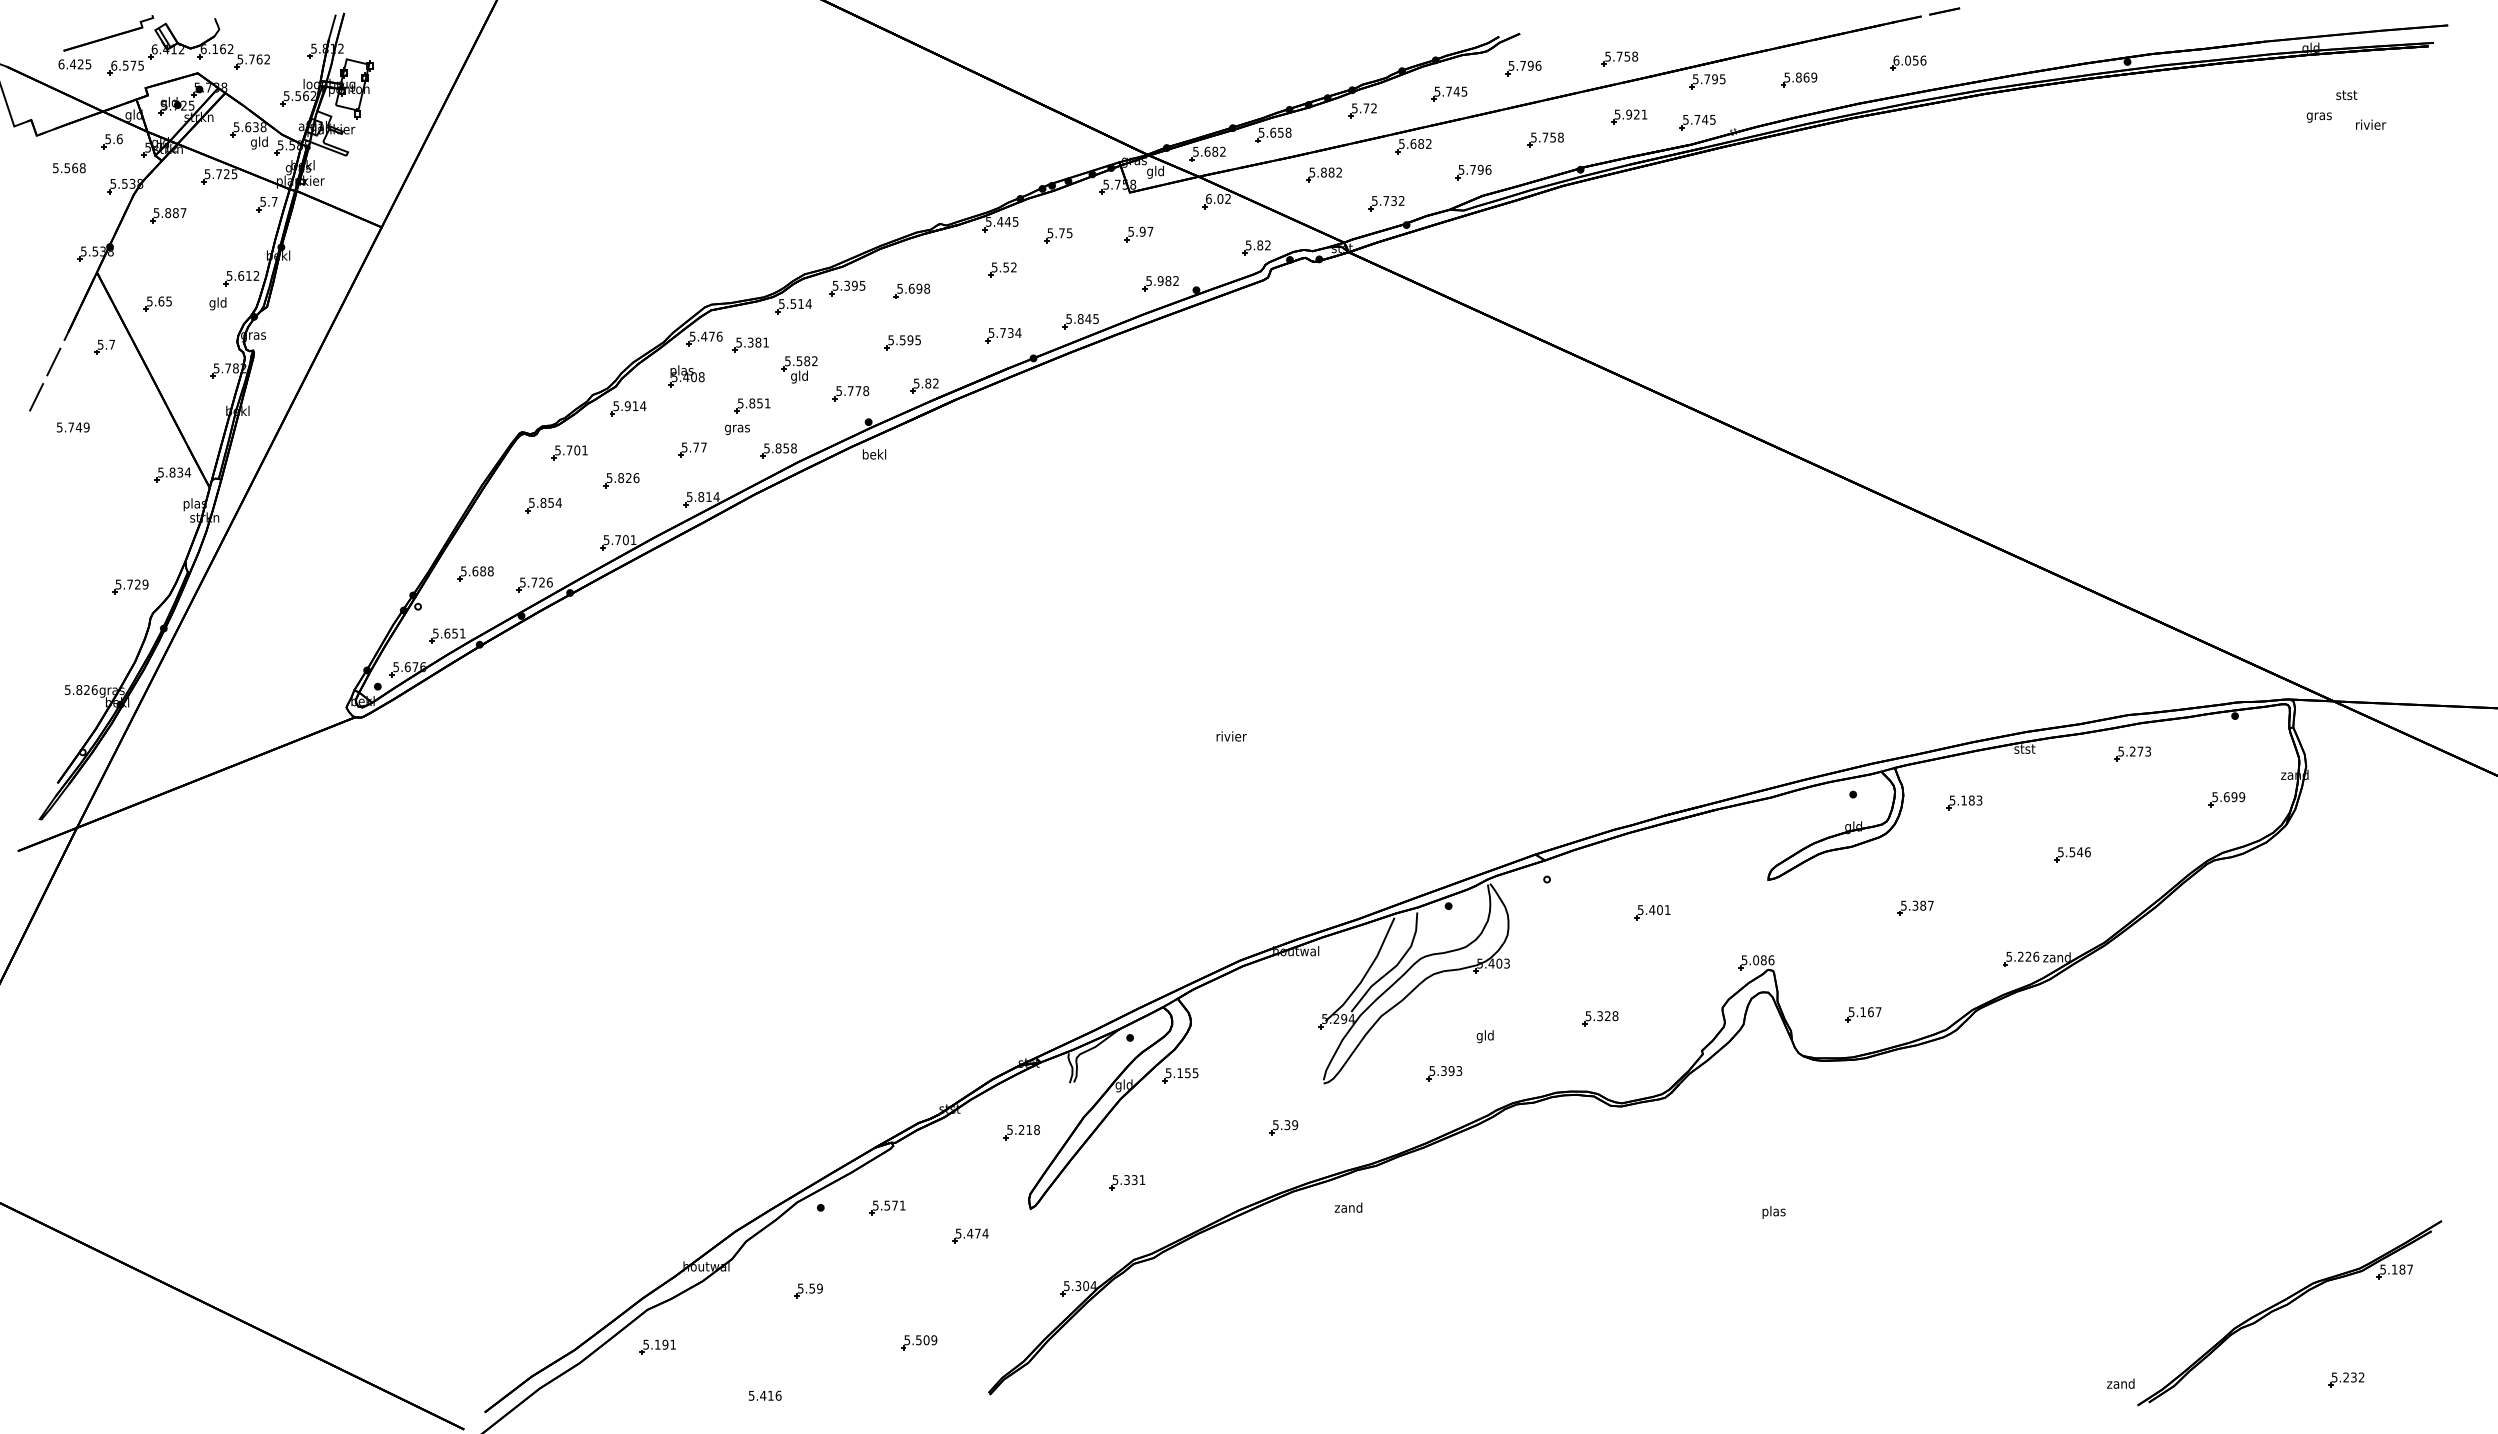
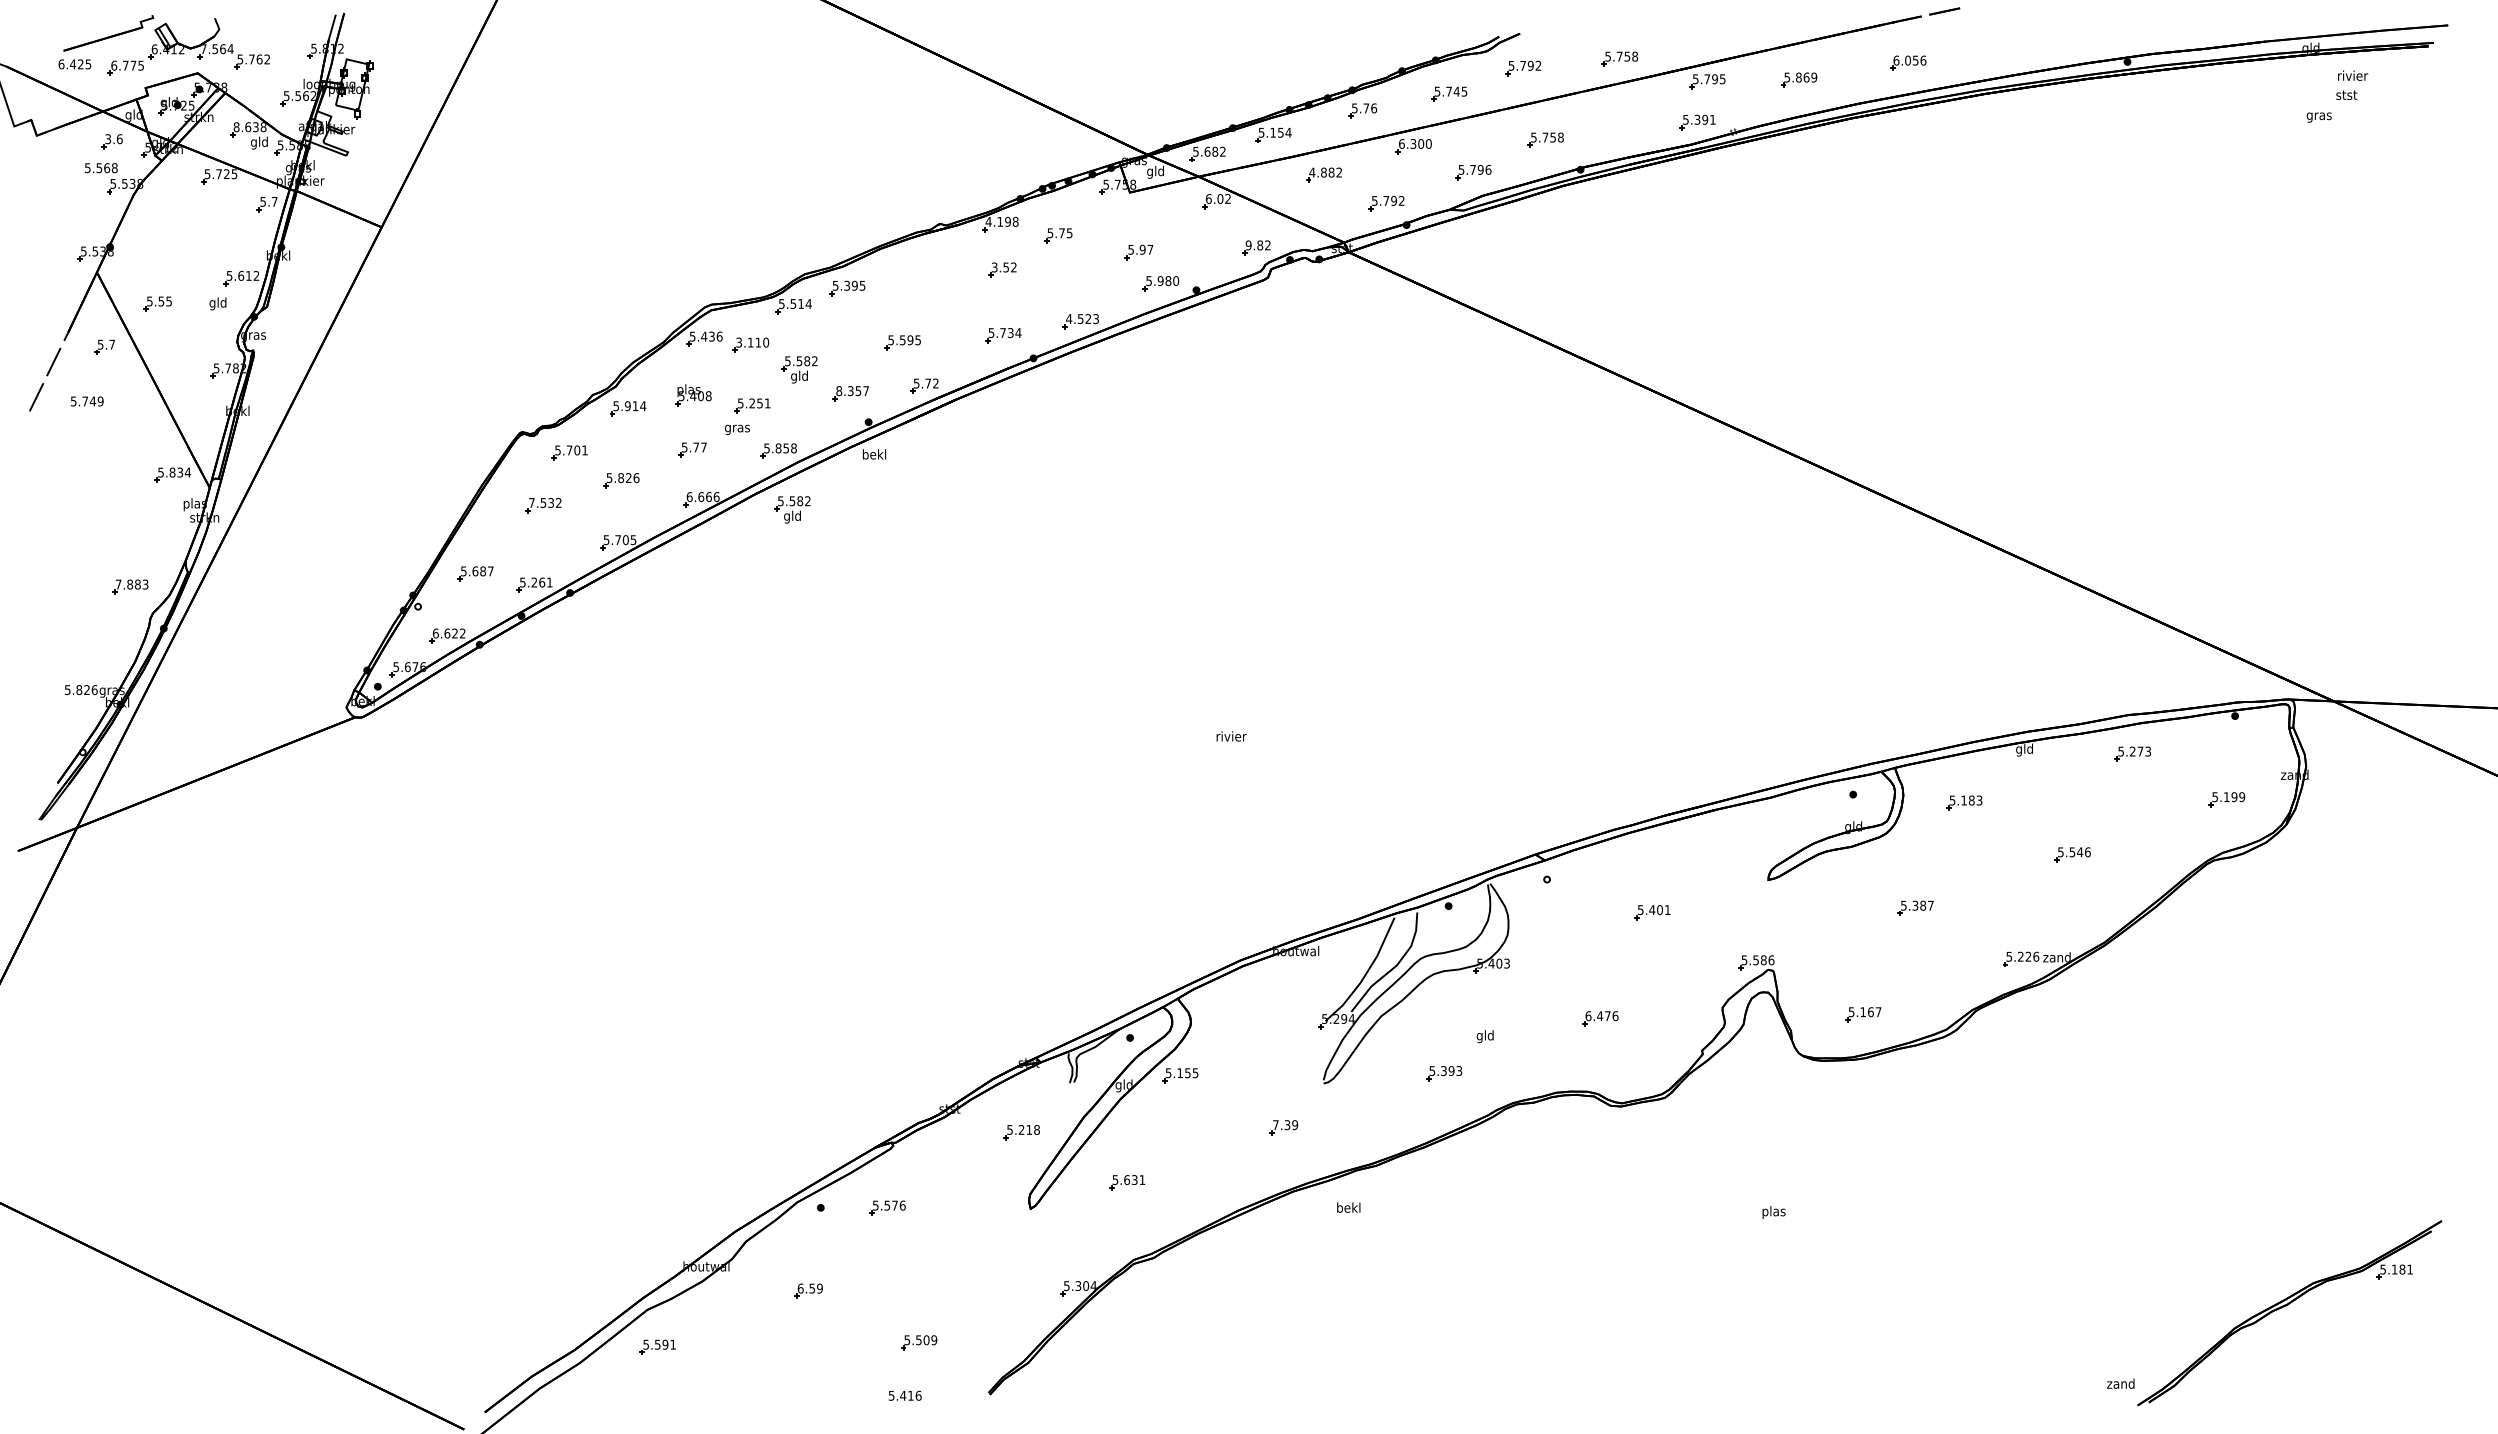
text: 6.162 -> 7.564 (216, 49)
text: 6.575 -> 6.775 (125, 65)
text: 5.796 -> 5.792 (1538, 65)
text: 5.72 -> 5.76 (1374, 108)
part: present -> none (1629, 116)
text: 5.745 -> 5.391 (1704, 119)
text position: (2371, 124) -> (2353, 75) (2353, 75)
text: 5.638 -> 8.638 (236, 127)
text: 5.658 -> 5.154 (1280, 132)
text: 5.6 -> 3.6 (108, 138)
text: 5.682 -> 6.300 (1415, 143)
text position: (69, 168) -> (101, 168) (101, 168)
text: 5.882 -> 4.882 (1312, 172)
text: 5.732 -> 5.792 (1393, 200)
part: present -> none (168, 215)
text: 5.445 -> 4.198 (1001, 221)
part position: (1138, 234) -> (1138, 252) (1138, 252)
text: 5.82 -> 9.82 (1248, 245)
text: 5.52 -> 3.52 (994, 266)
text: 5.982 -> 5.980 (1176, 281)
part: present -> none (911, 290)
text: 5.65 -> 5.55 (161, 301)
text: 5.845 -> 4.523 (1082, 319)
text: 5.476 -> 5.436 (711, 336)
text: 5.381 -> 3.110 (752, 342)
part position: (686, 376) -> (693, 395) (693, 395)
text: 5.82 -> 5.72 (928, 383)
text: 5.778 -> 8.357 (852, 391)
text: 5.851 -> 5.251 (752, 403)
text position: (72, 427) -> (86, 401) (86, 401)
text: 5.814 -> 6.666 (702, 497)
text: 5.854 -> 7.532 (545, 502)
part: none -> present (792, 509)
text: 5.701 -> 5.705 (633, 540)
text: 5.688 -> 5.687 (490, 571)
text: 5.726 -> 5.261 (541, 582)
text: 5.729 -> 7.883 (131, 584)
text: 5.651 -> 6.622 (448, 633)
text: stst -> gld (2024, 749)
text: 5.699 -> 5.199 (2226, 797)
text: 5.086 -> 5.586 (1756, 960)
text: 5.328 -> 6.476 (1601, 1016)
text: 5.39 -> 7.39 (1275, 1125)
text: 5.331 -> 5.631 (1127, 1179)
text: 5.571 -> 5.576 (902, 1205)
text: zand -> bekl (1348, 1207)
part: present -> none (970, 1235)
text: 5.187 -> 5.181 (2409, 1269)
text: 5.59 -> 6.59 (800, 1288)
text: 5.191 -> 5.591 (657, 1344)
part: present -> none (2346, 1379)
text position: (764, 1395) -> (904, 1395) (904, 1395)
